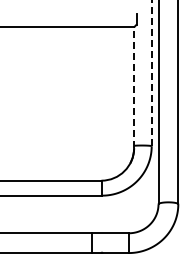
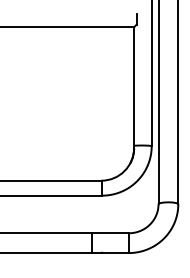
line: dashed -> solid (151, 73)
line: dashed -> solid (134, 87)
